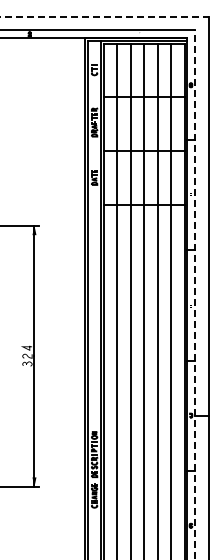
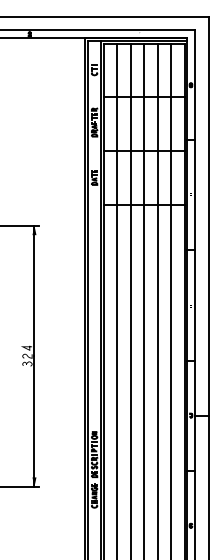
line: dashed -> solid (104, 16)
line: dashed -> solid (195, 294)
